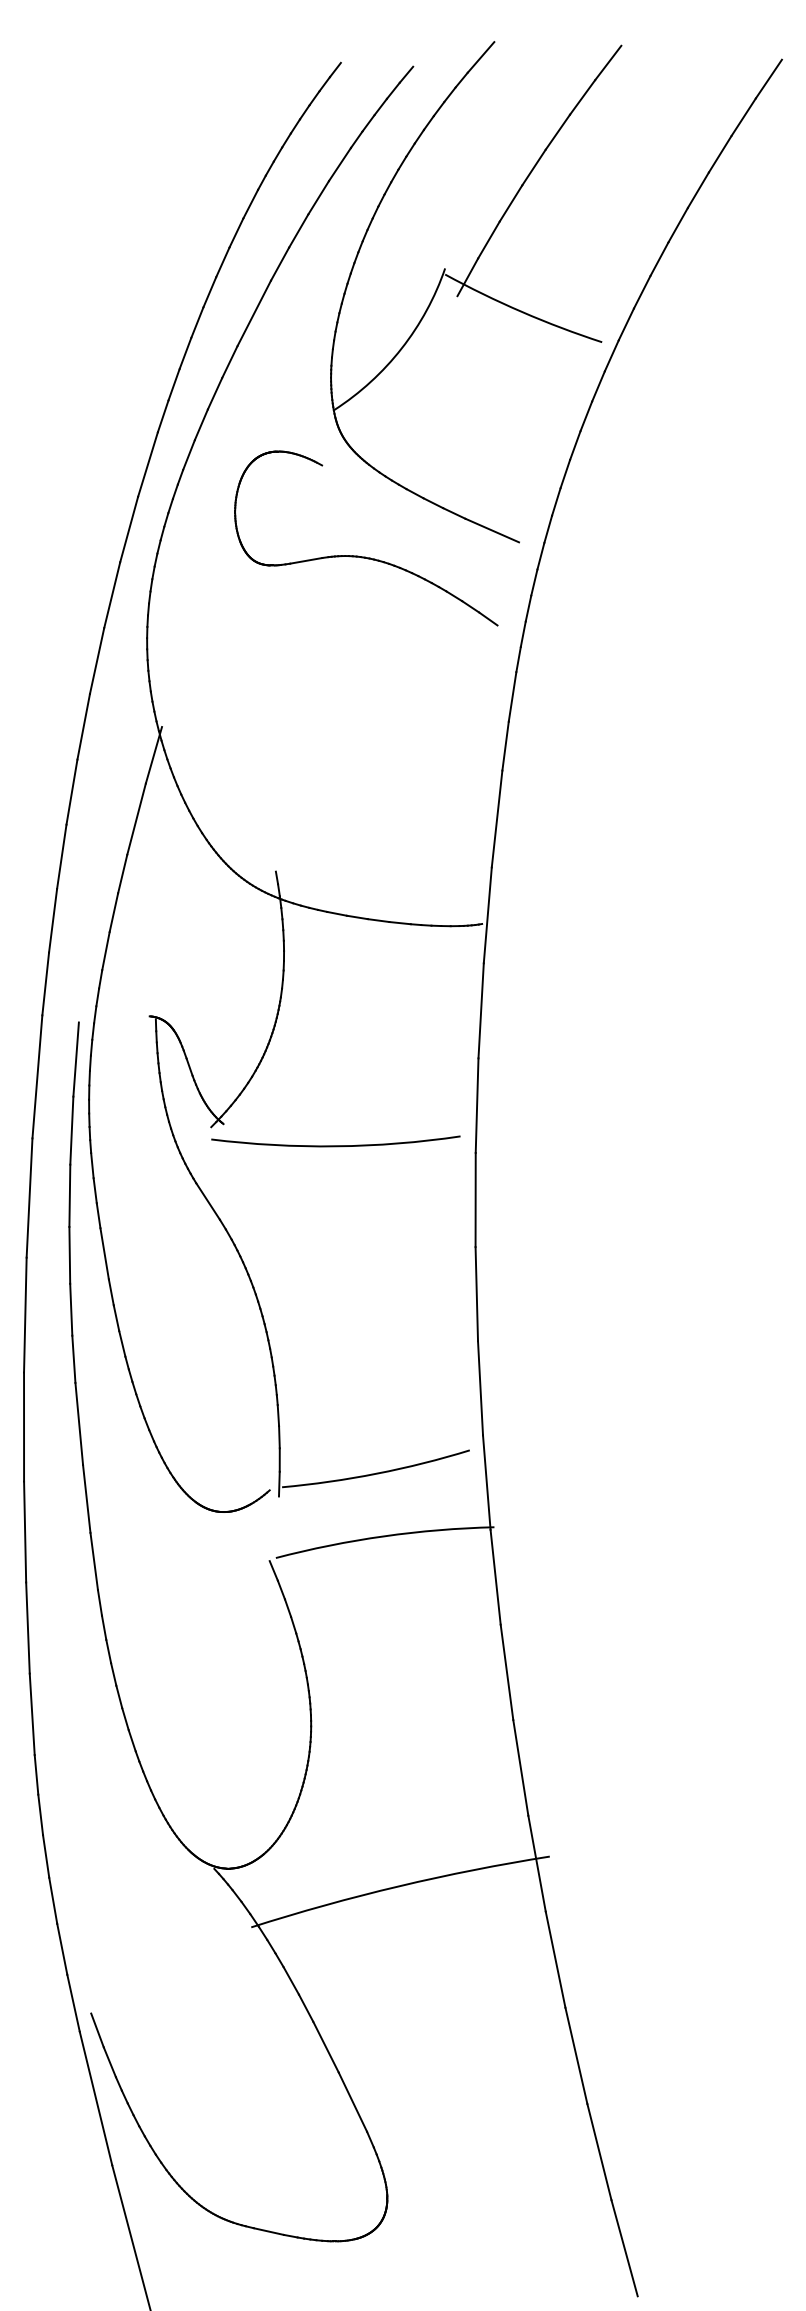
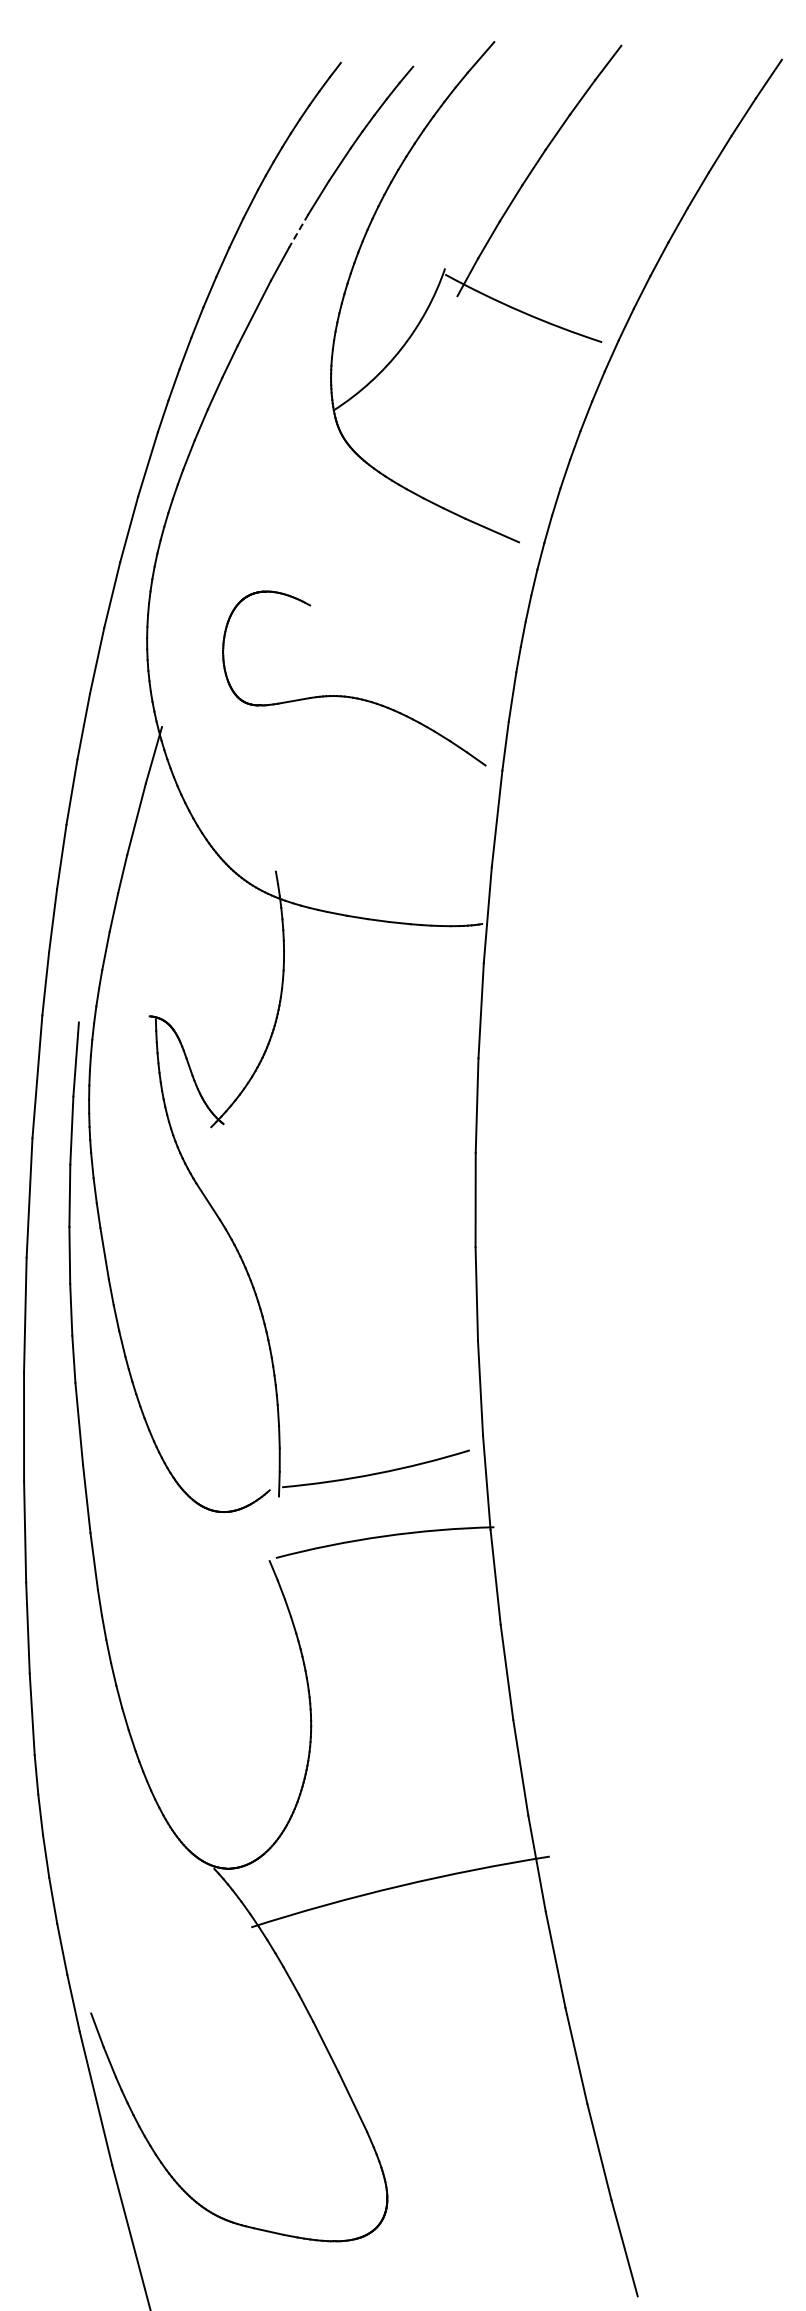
line: solid -> dashed (298, 231)
part position: (365, 556) -> (353, 696) (353, 696)
arc: present -> none (335, 1145)
